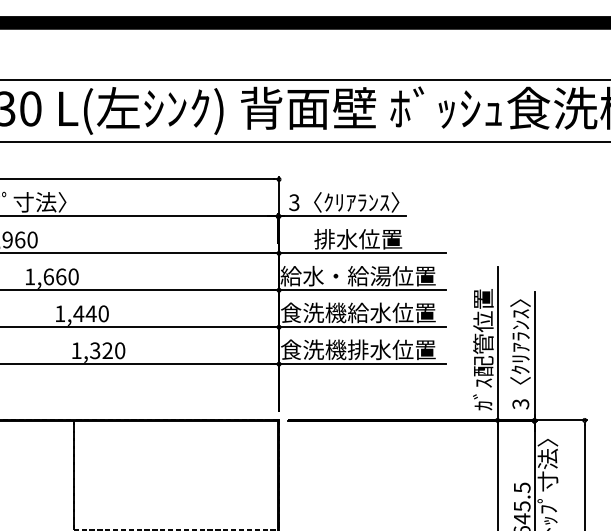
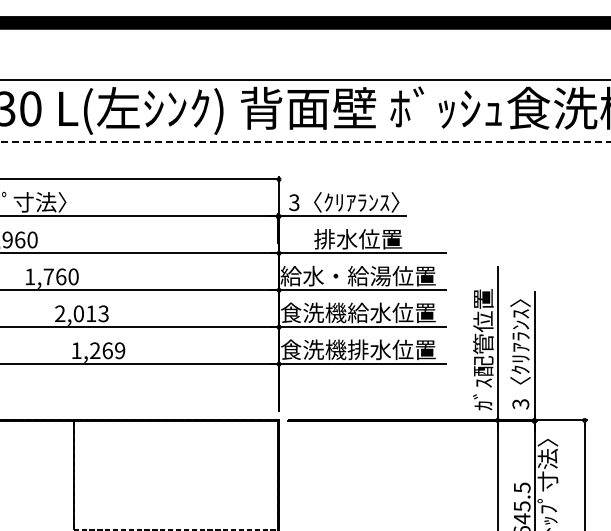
line: solid -> dashed (305, 142)
text: 1,660 -> 1,760 (48, 276)
text: 1,440 -> 2,013 (81, 313)
text: 1,320 -> 1,269 (107, 350)
